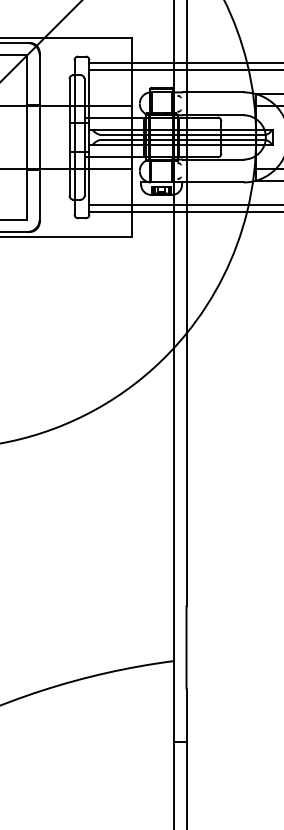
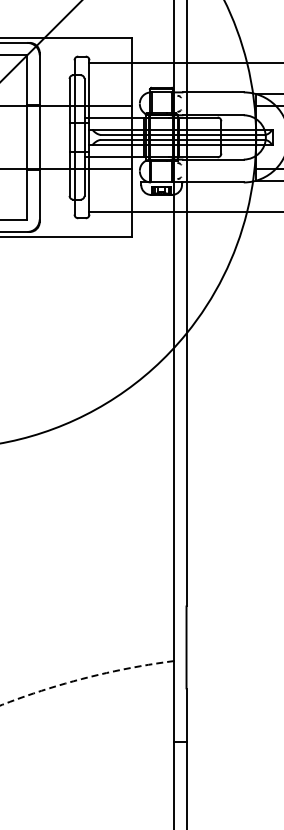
line: present -> none (184, 70)
line: present -> none (184, 204)
arc: solid -> dashed (87, 677)
